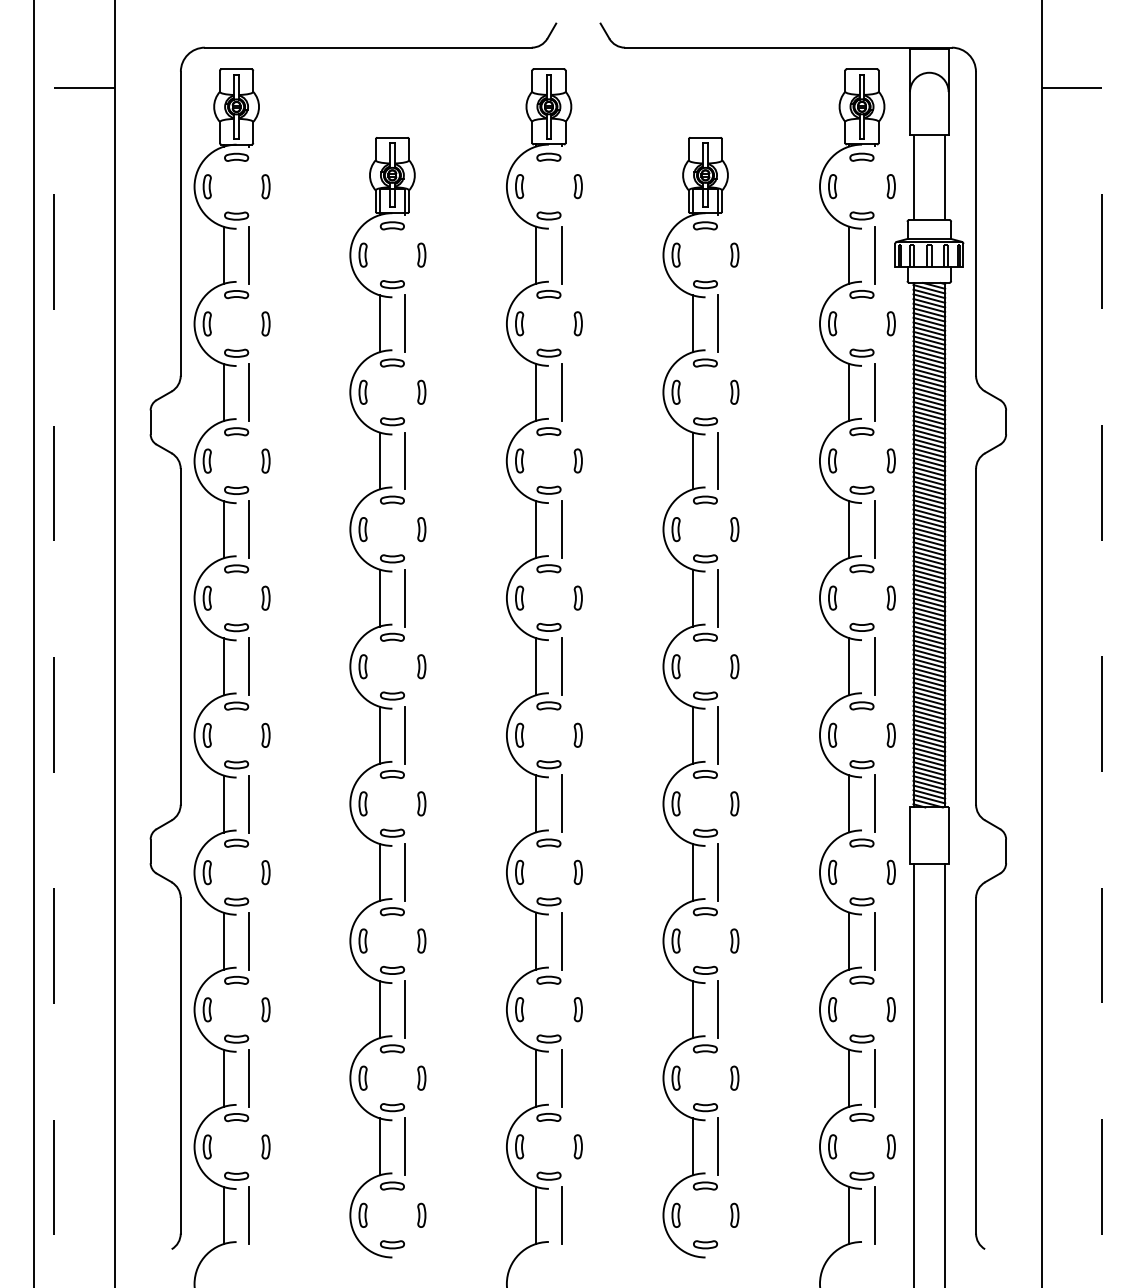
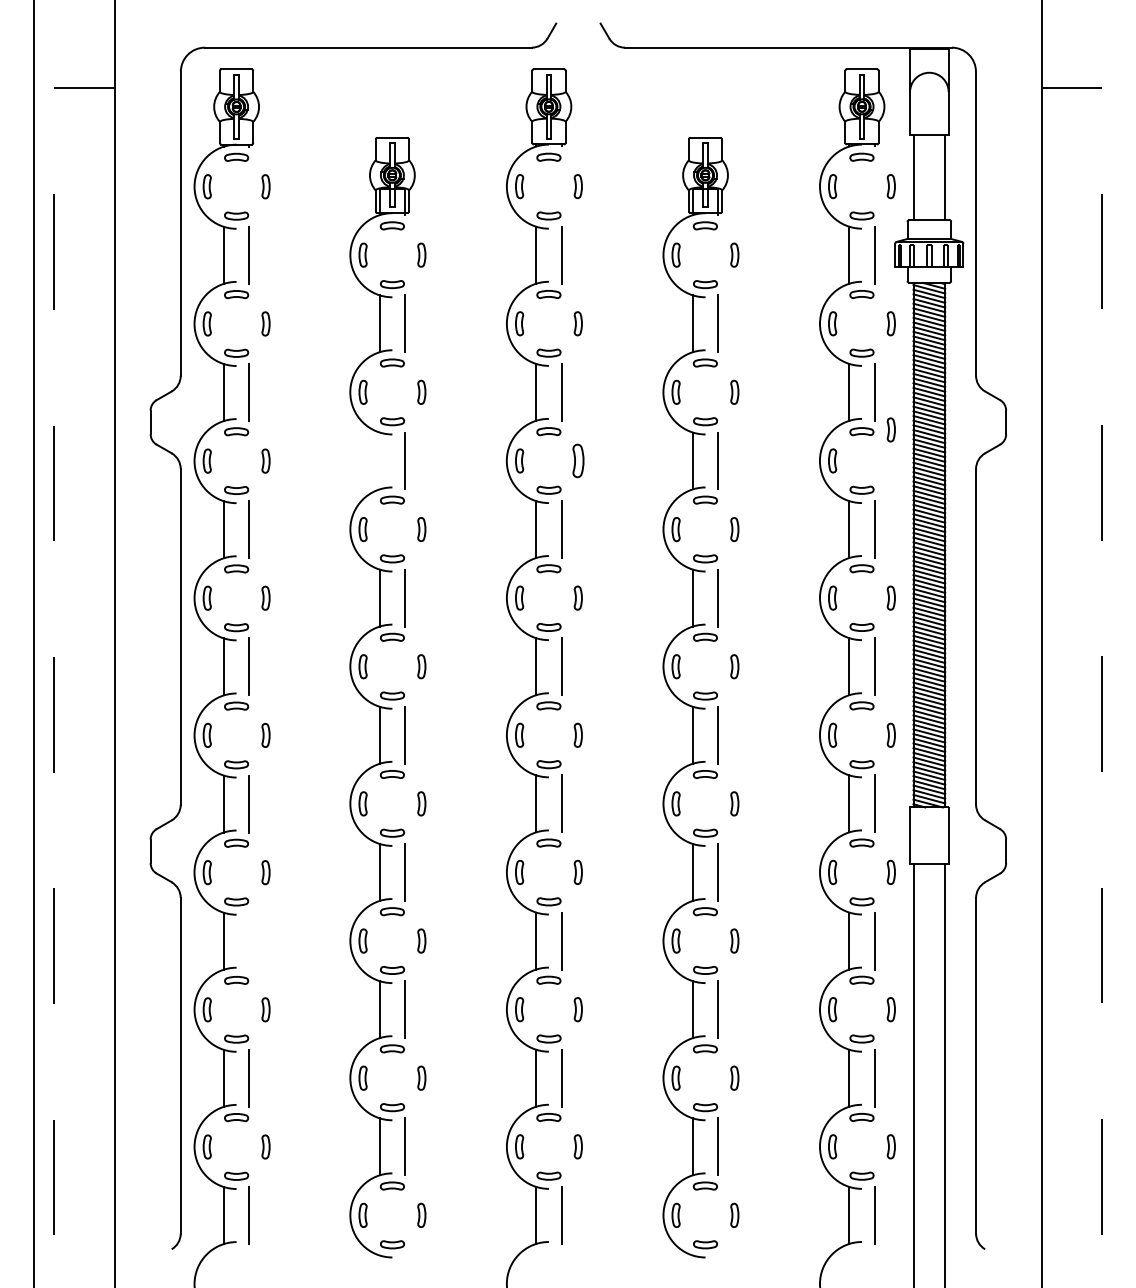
line: present -> none (379, 460)
part size: 10x26 px -> 13x36 px (578, 460)
part position: (890, 460) -> (890, 429) (890, 429)
line: present -> none (249, 940)
